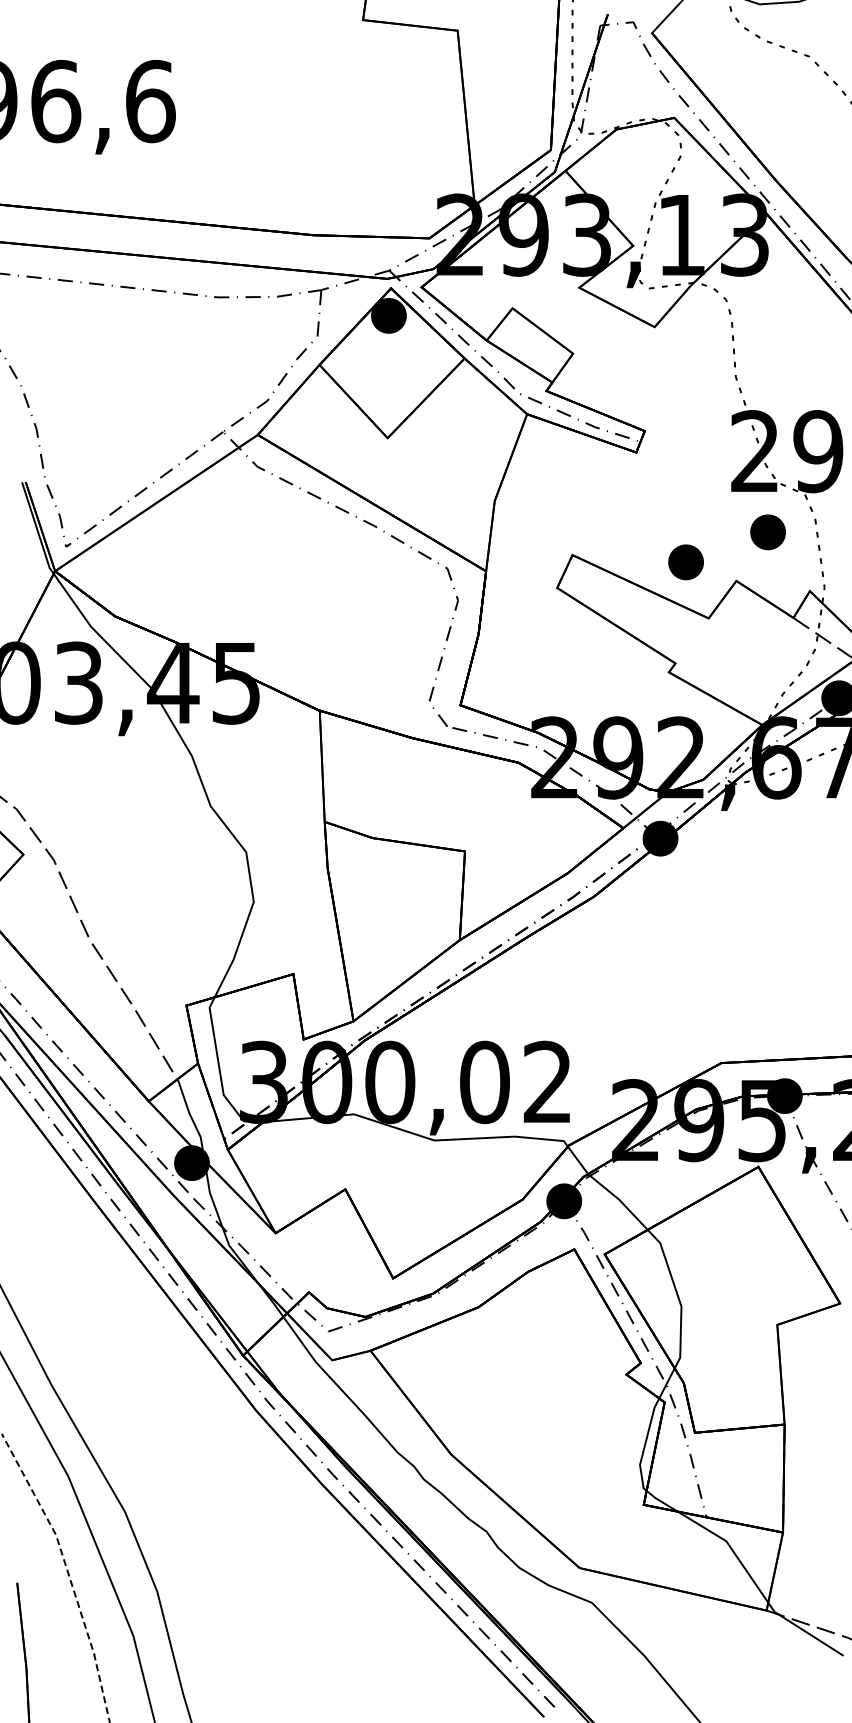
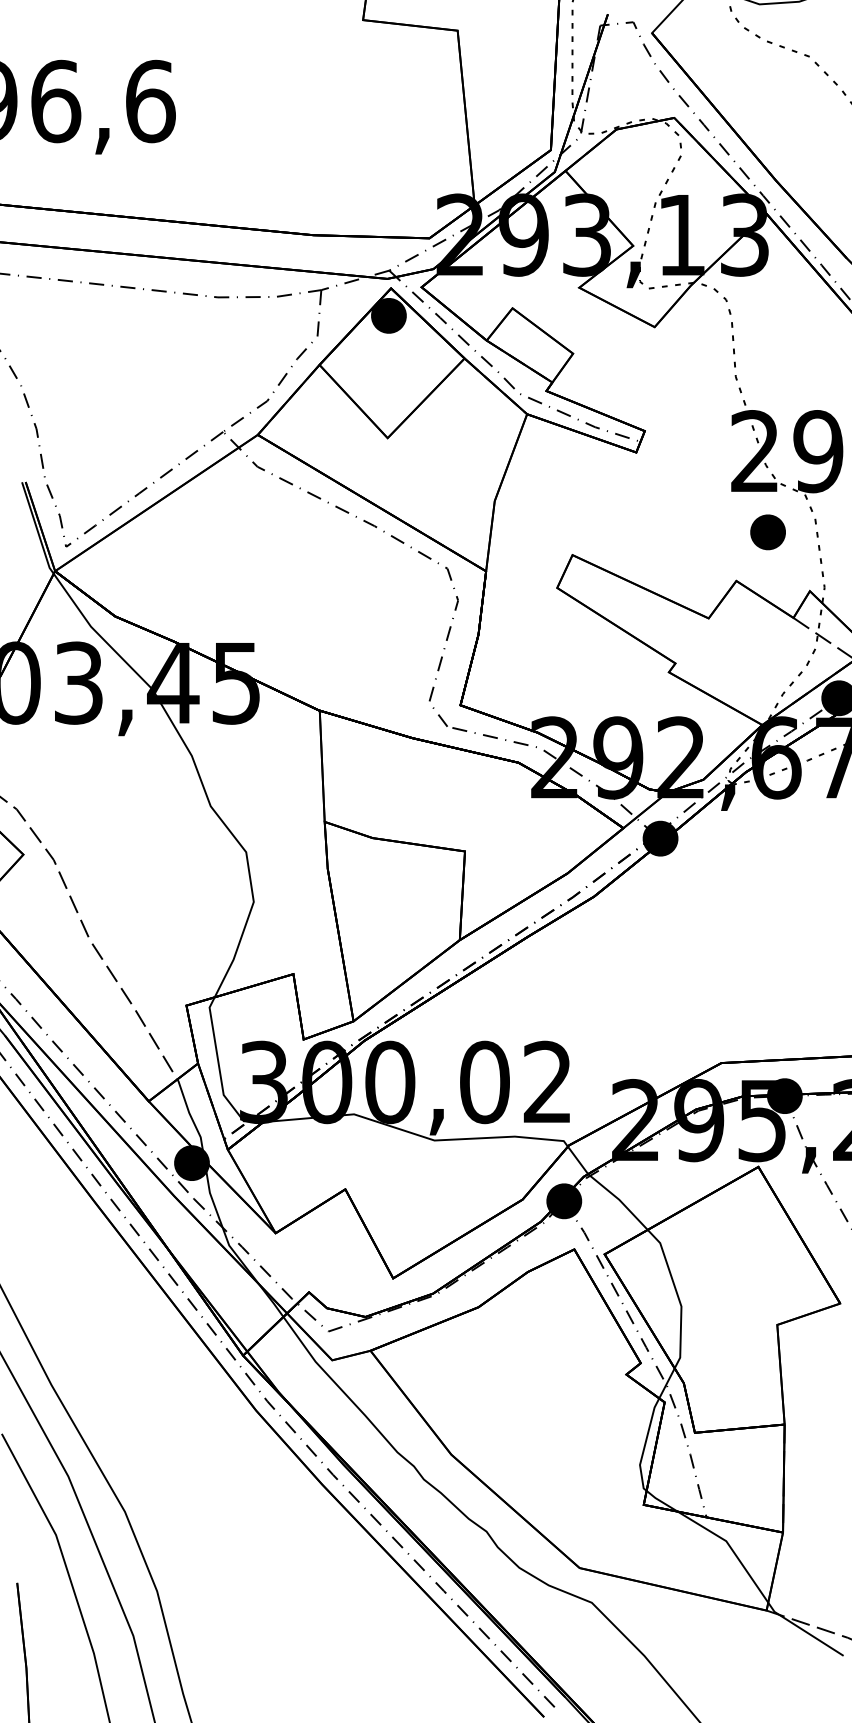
part: present -> none (685, 562)
line: dashed -> solid (68, 1573)
